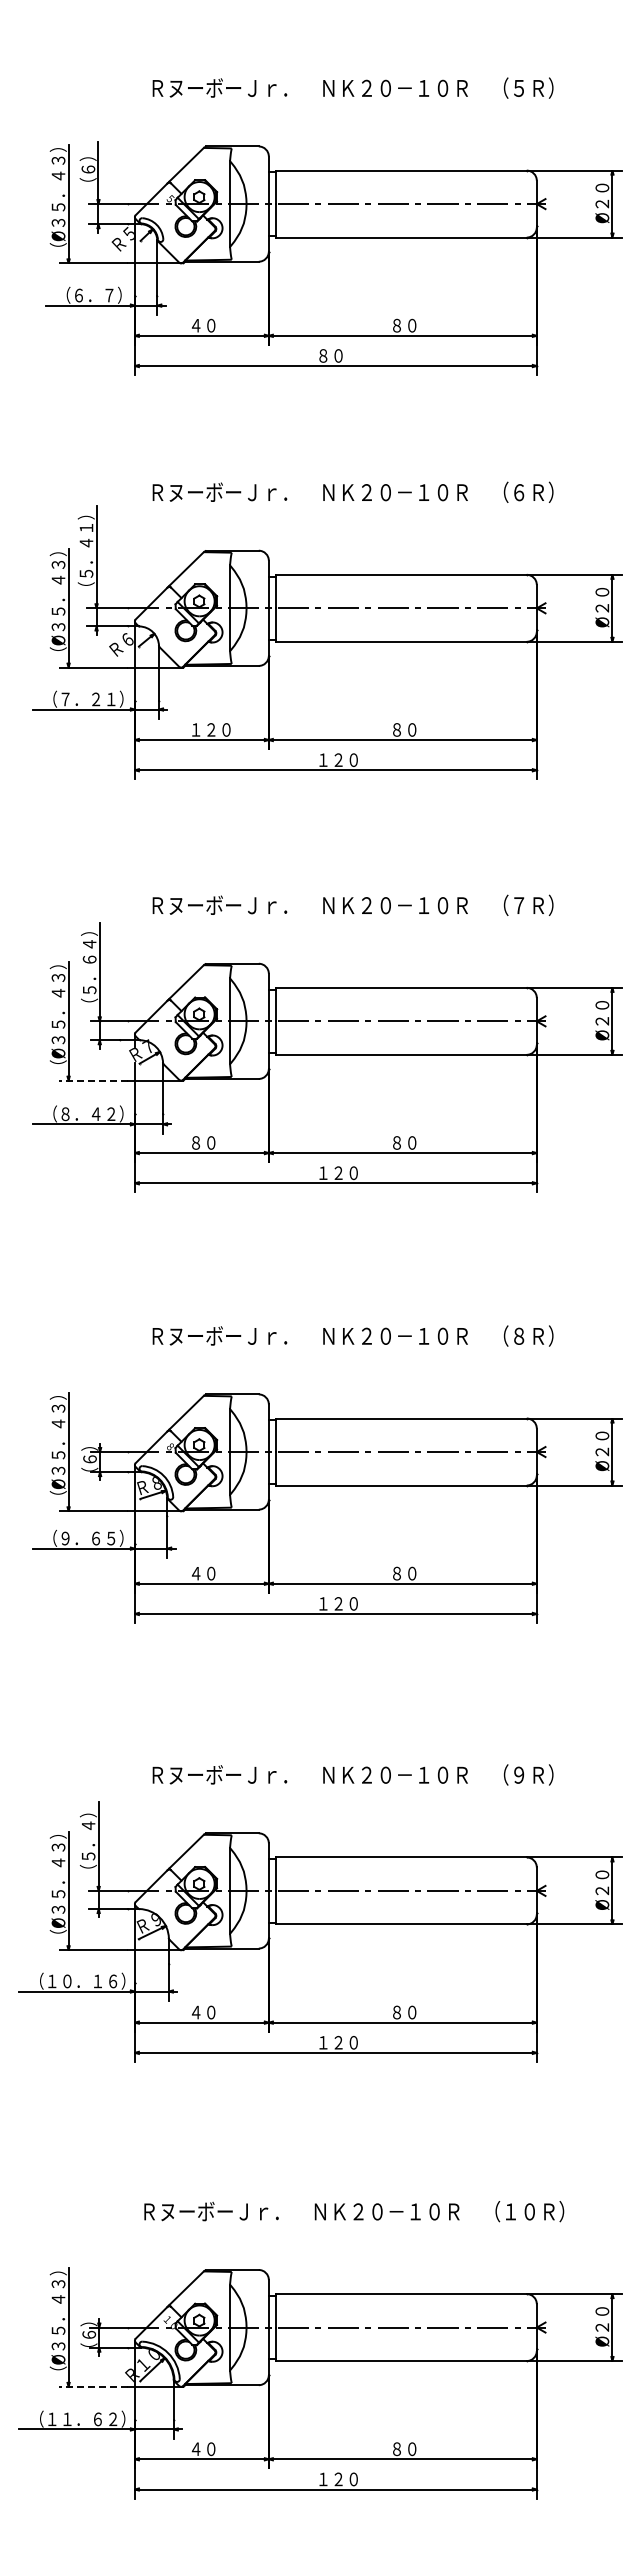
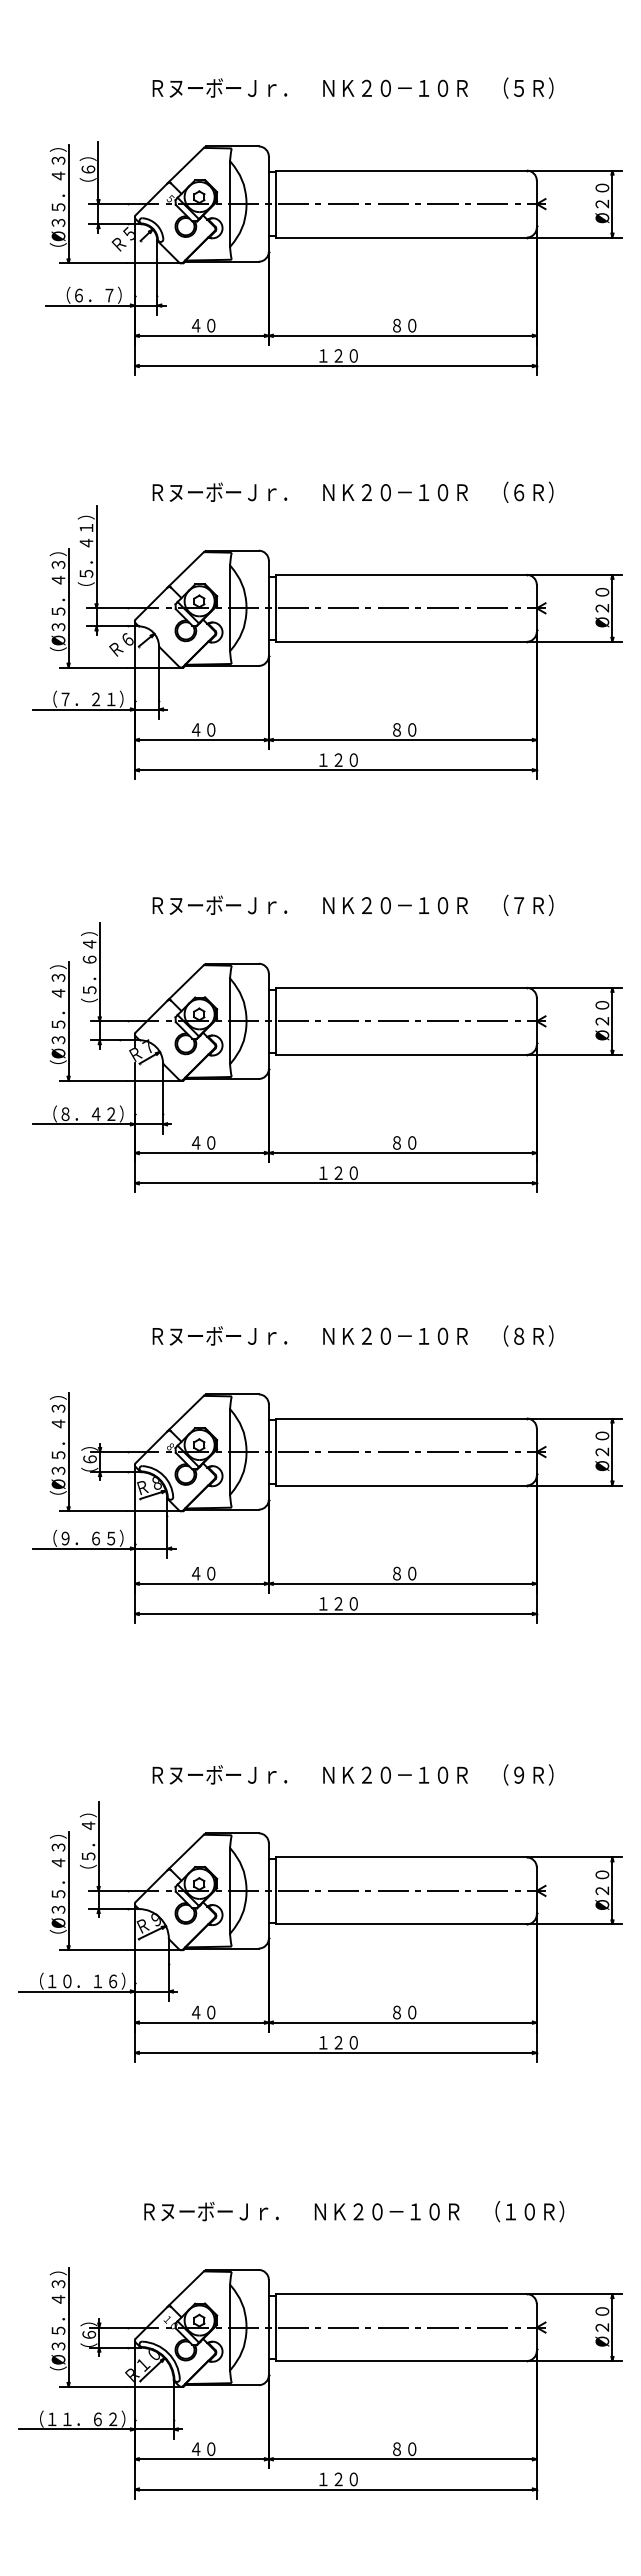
text: ８０ -> １２０ (338, 355)
text: １２０ -> ４０ (210, 729)
line: dashed -> solid (92, 1080)
text: ８０ -> ４０ (195, 1142)
line: dashed -> solid (92, 2386)
